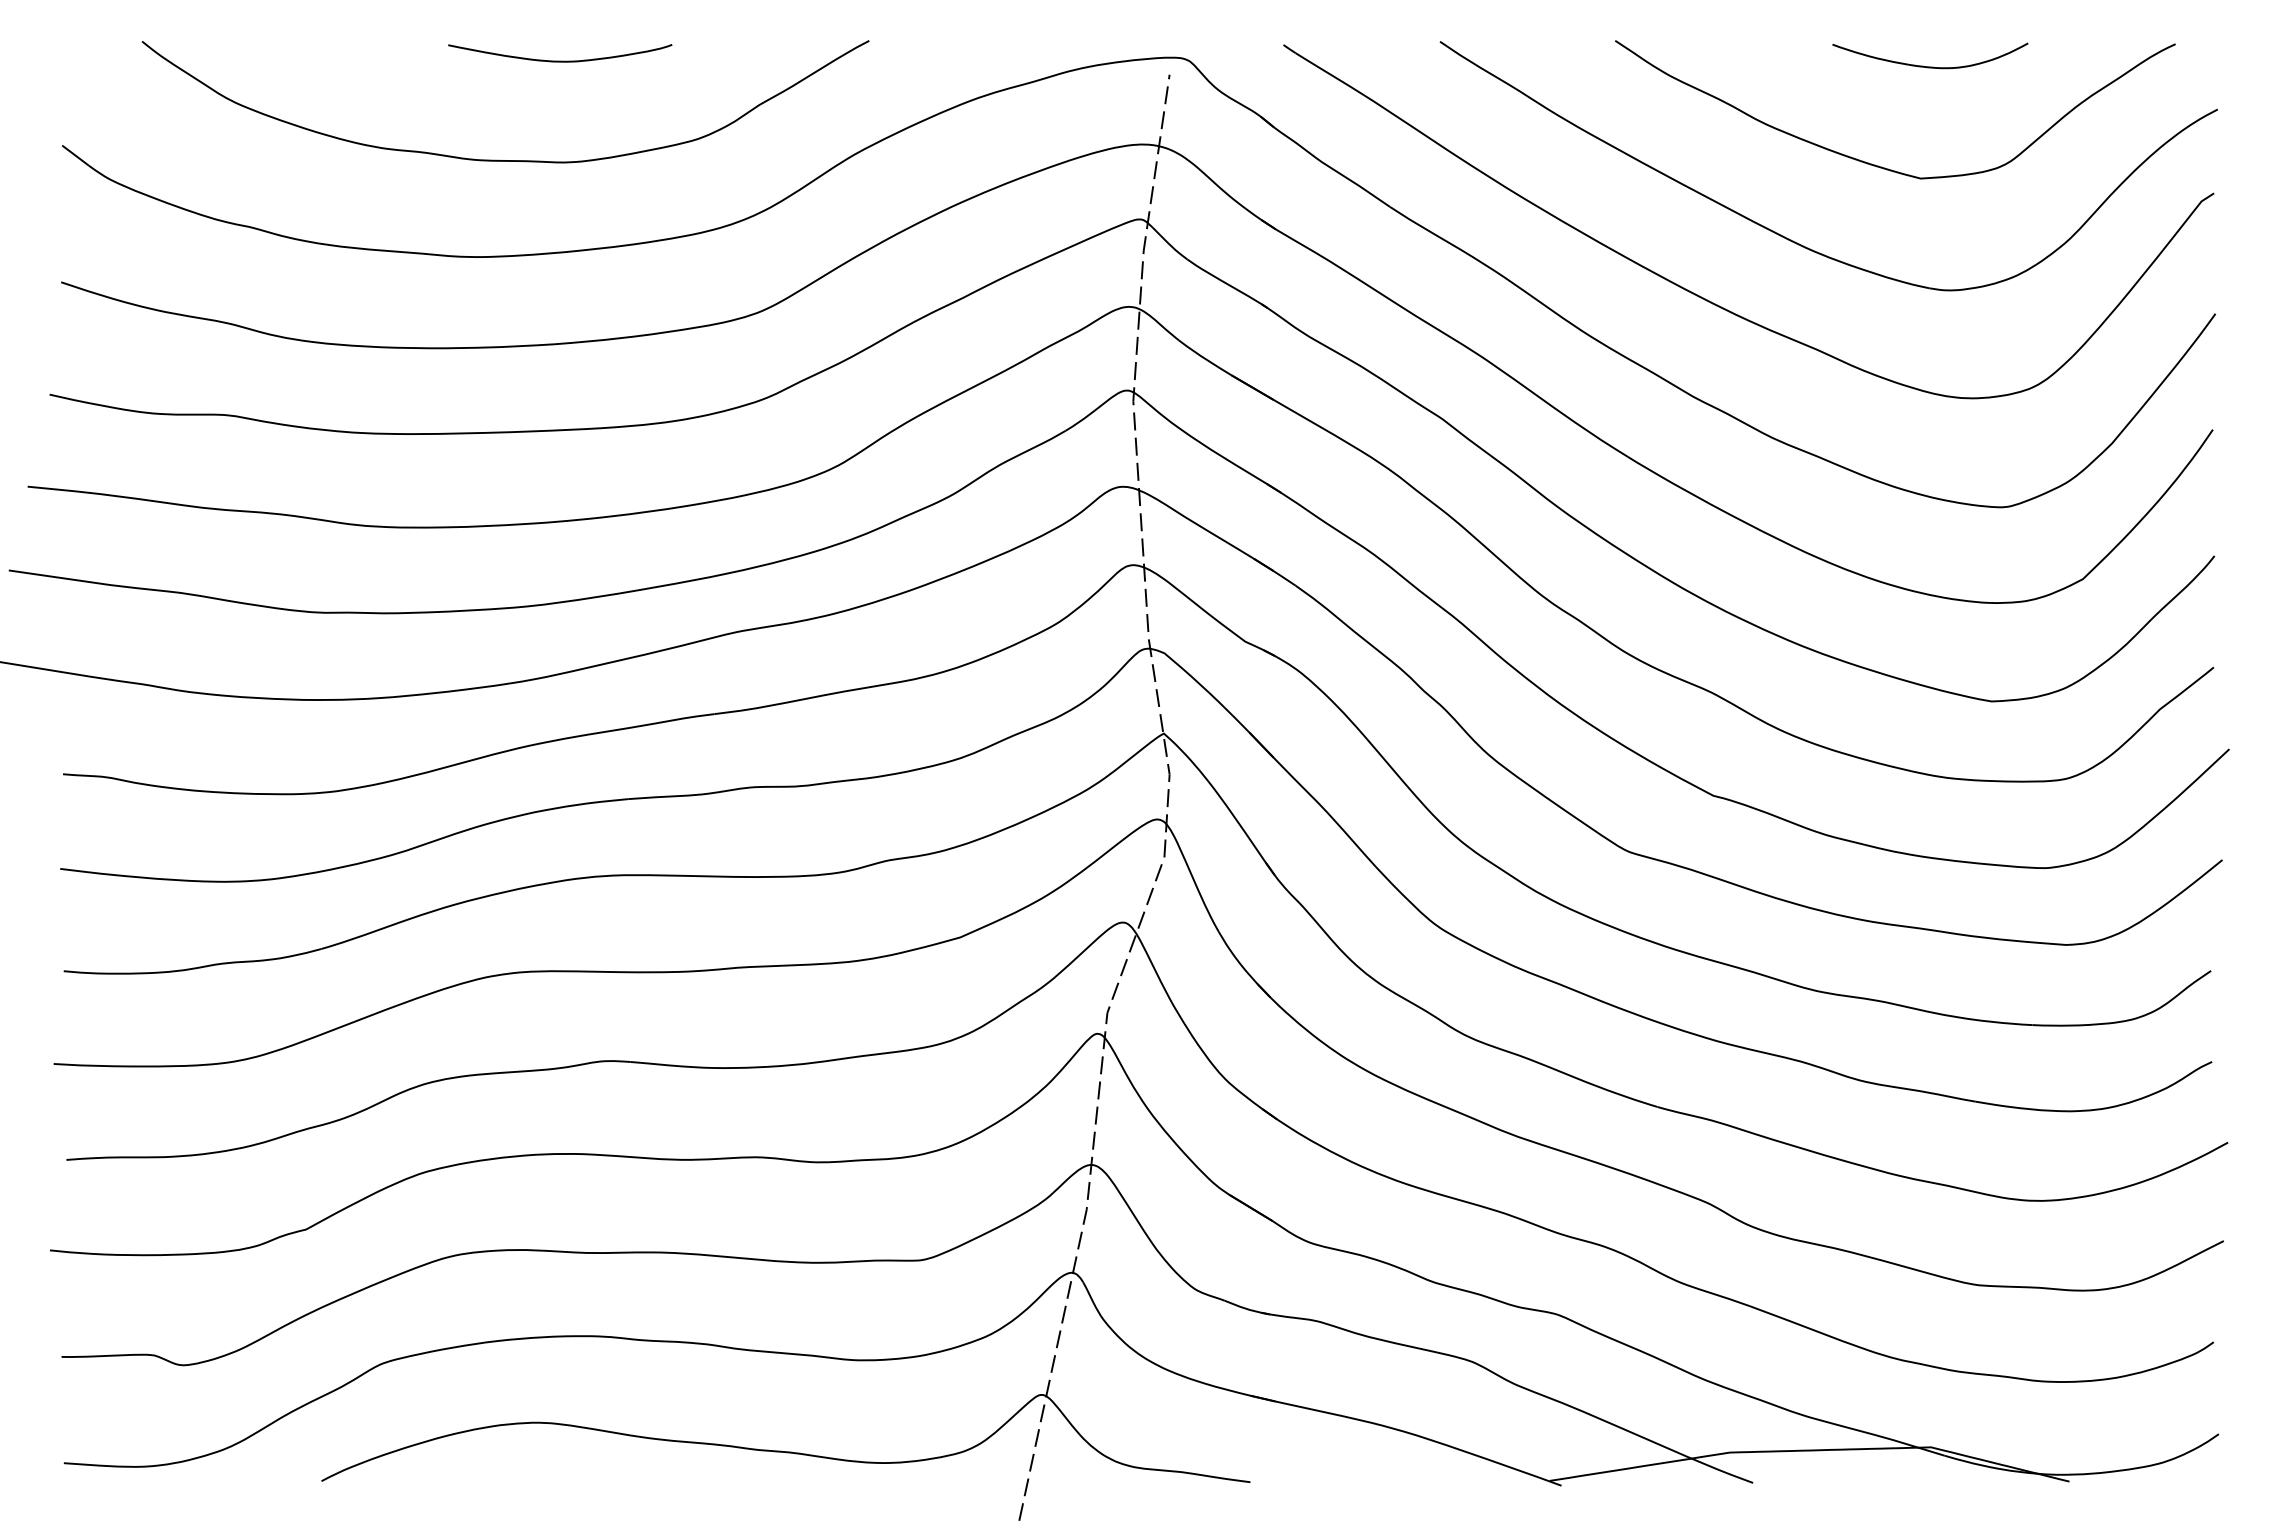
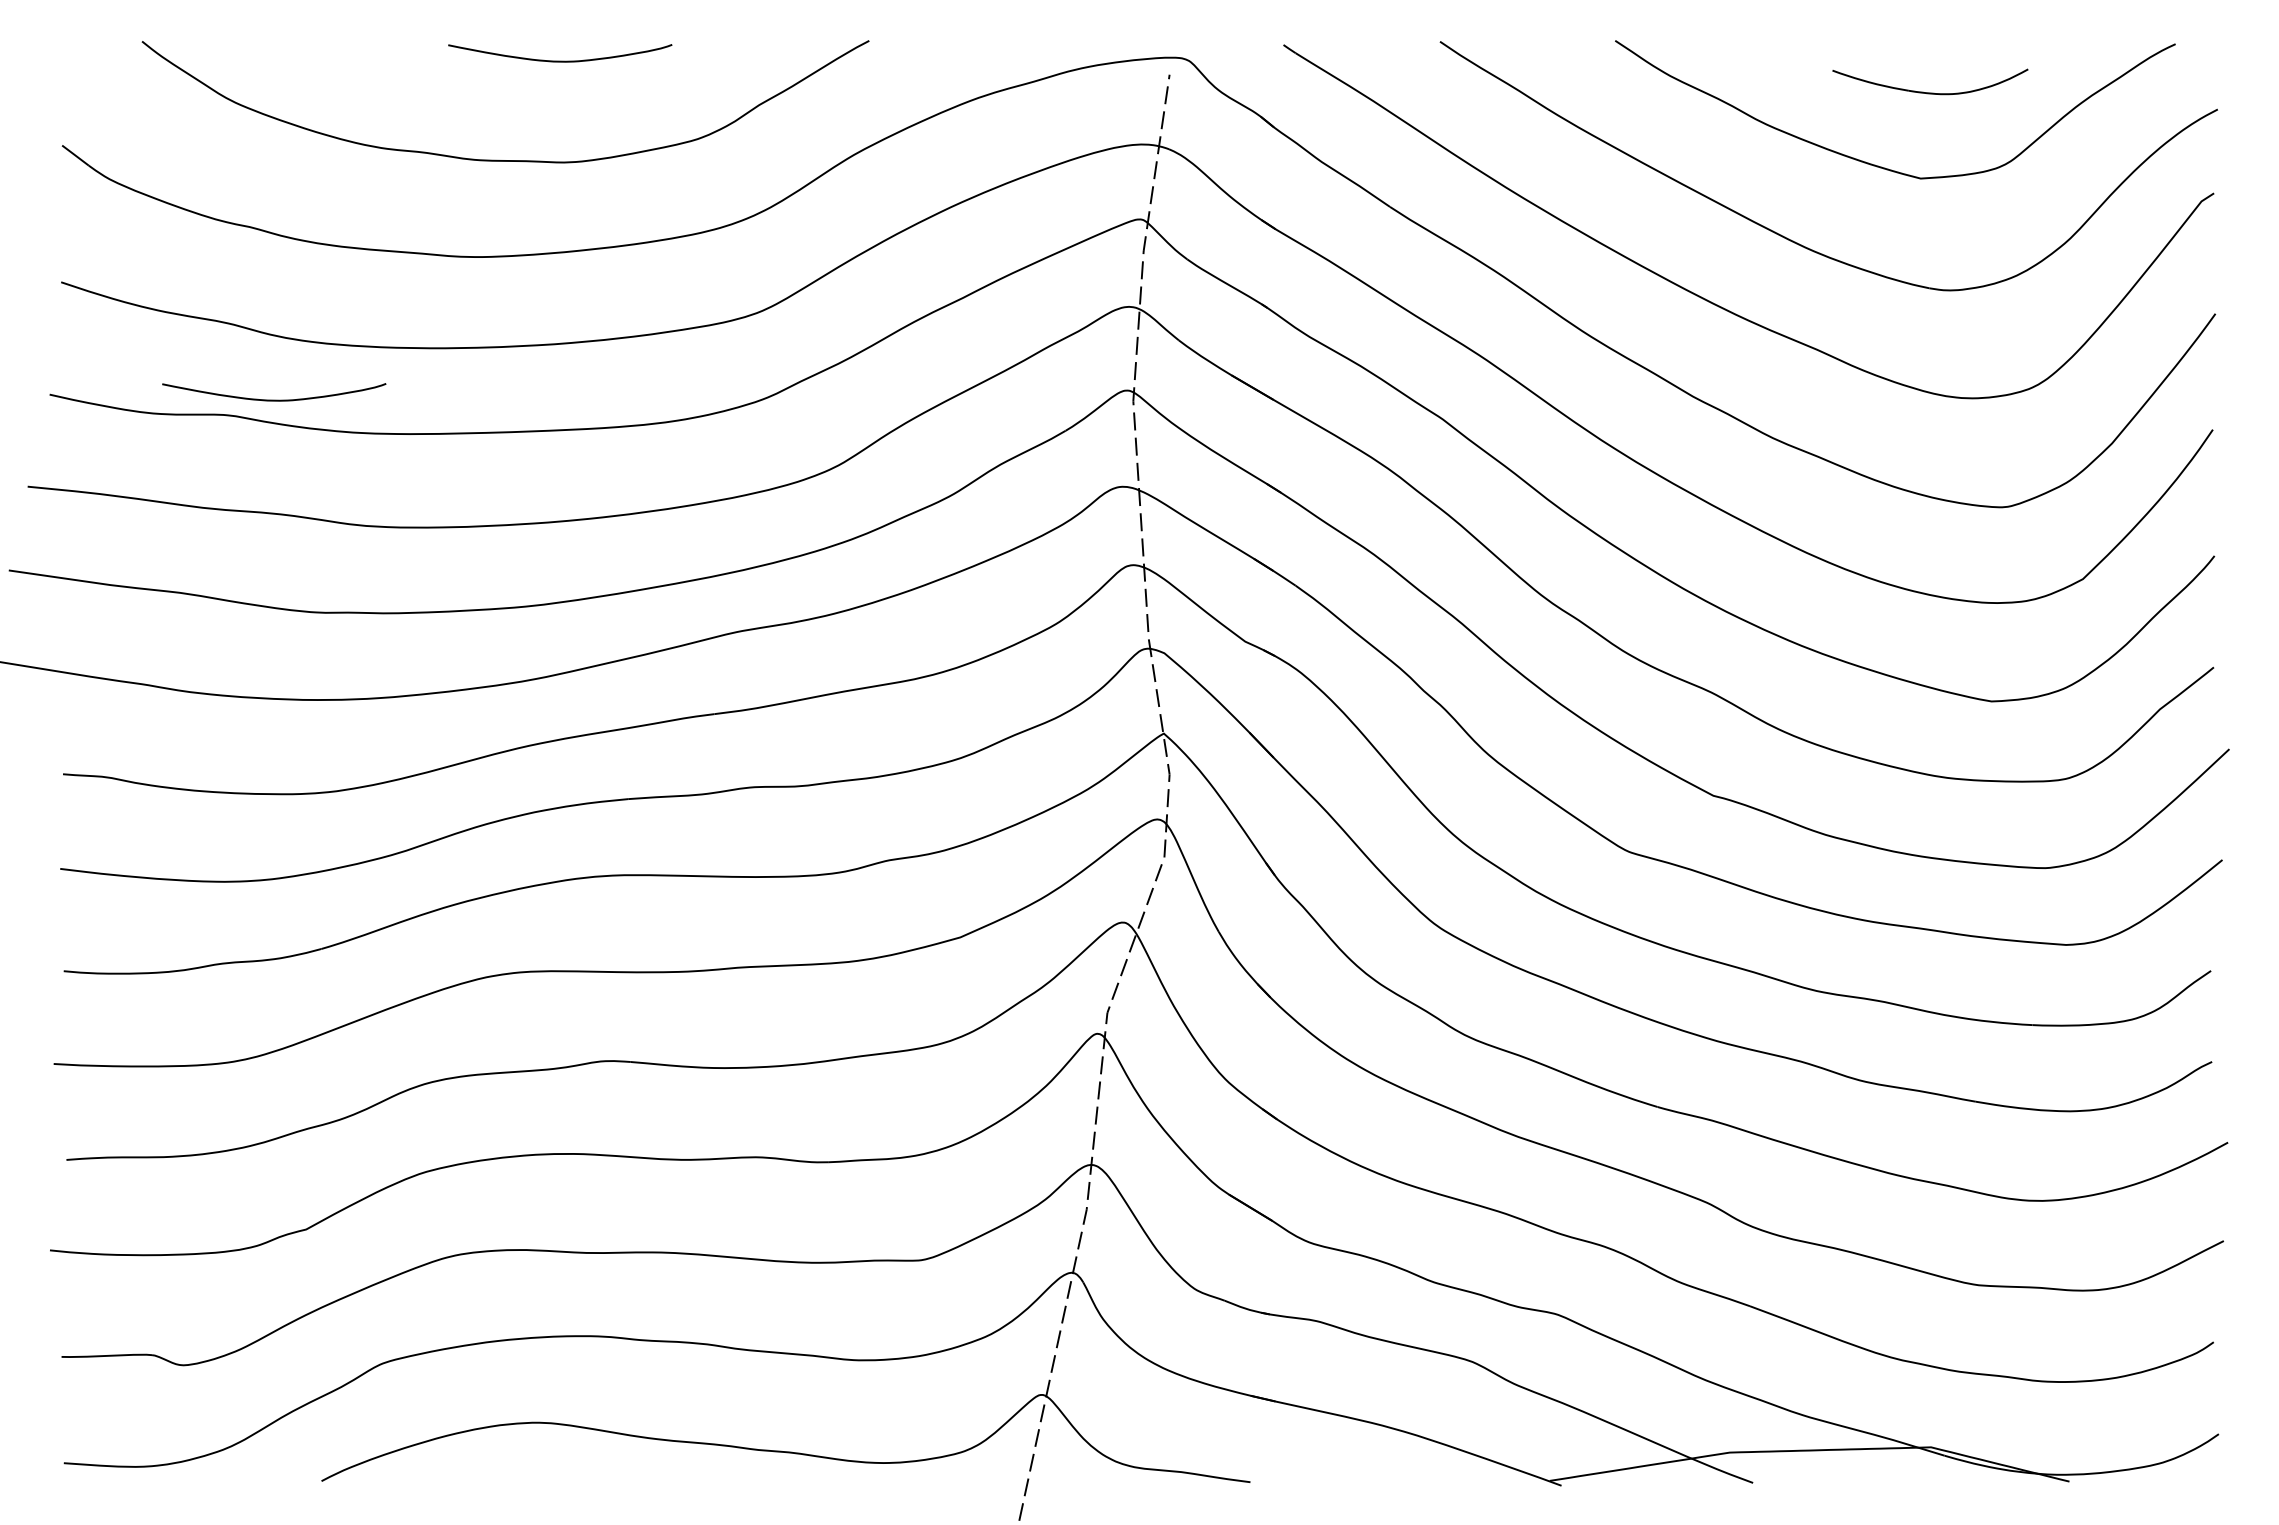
part position: (1930, 66) -> (1930, 92) (1930, 92)
curve: none -> present (274, 399)
